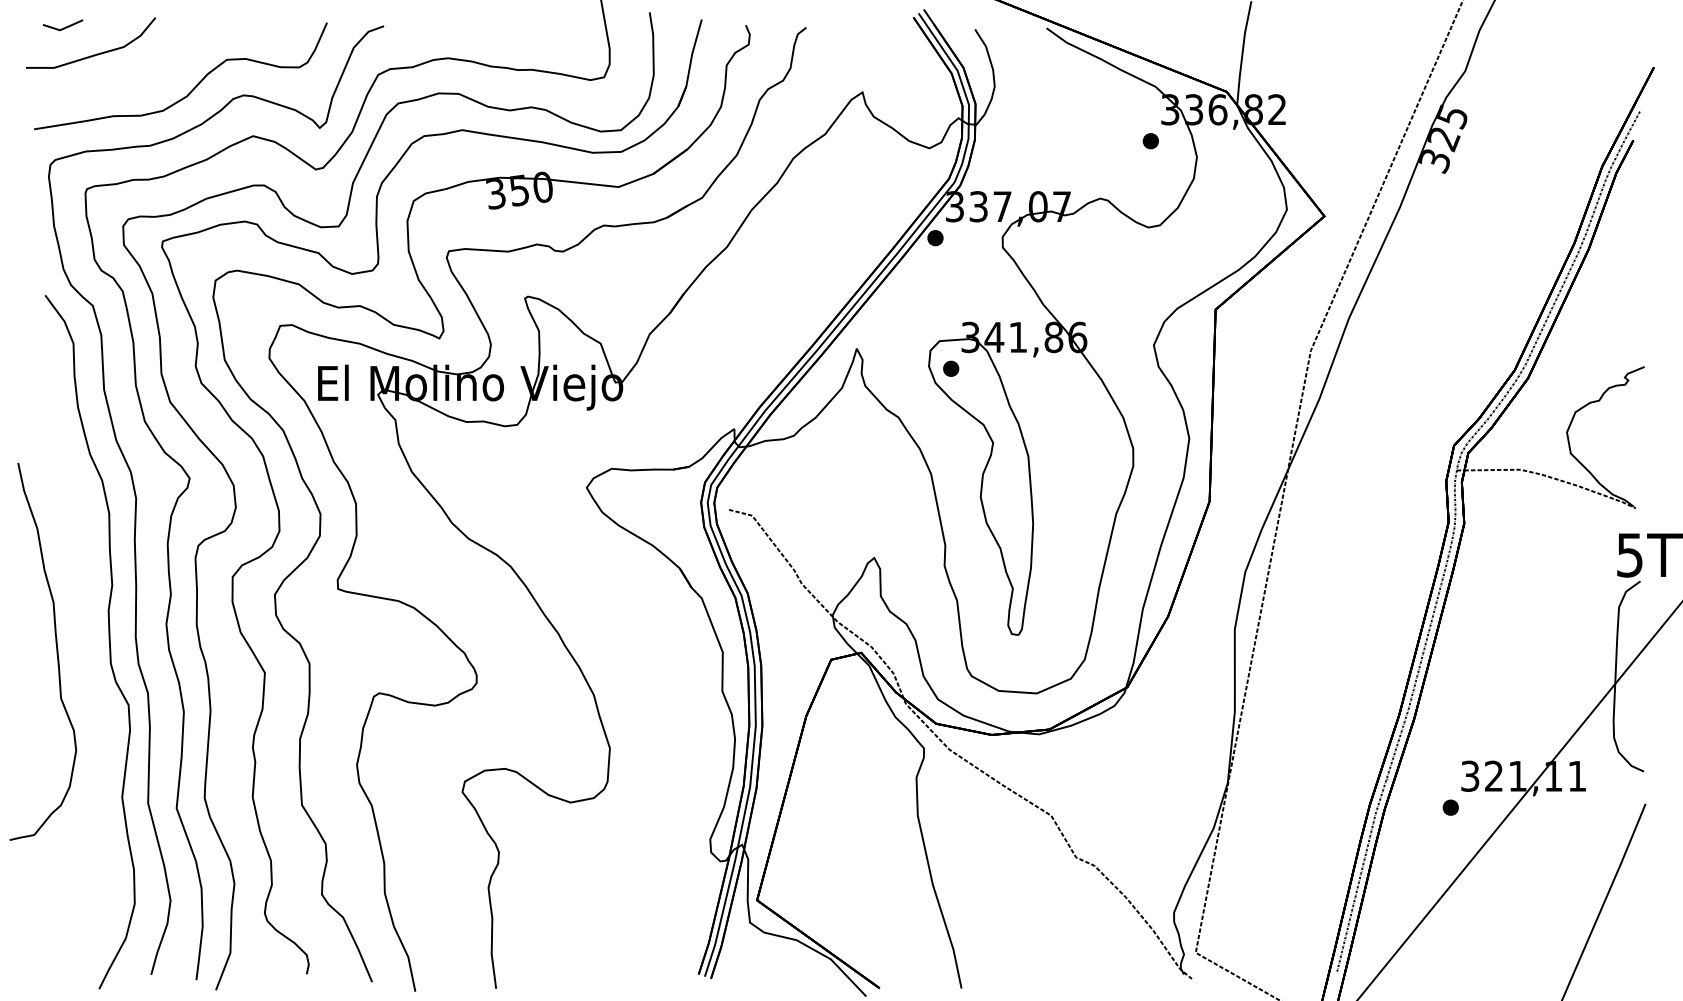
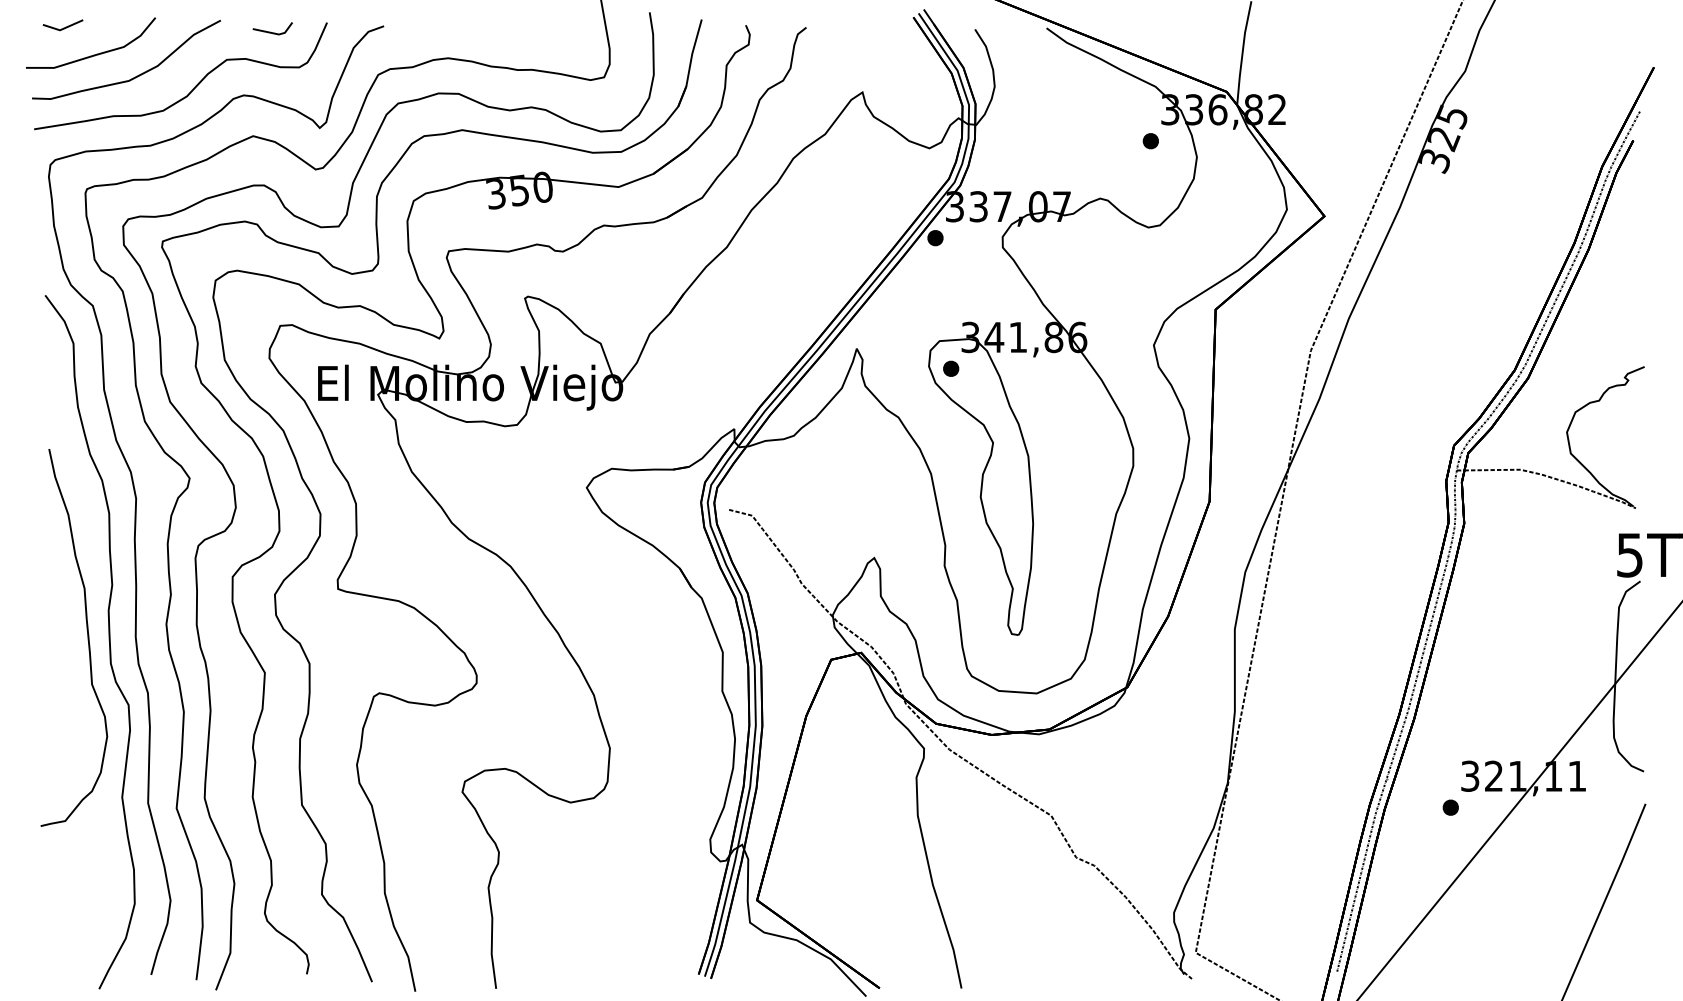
line: none -> present (270, 31)
curve: none -> present (138, 74)
curve position: (56, 651) -> (87, 637) (87, 637)
